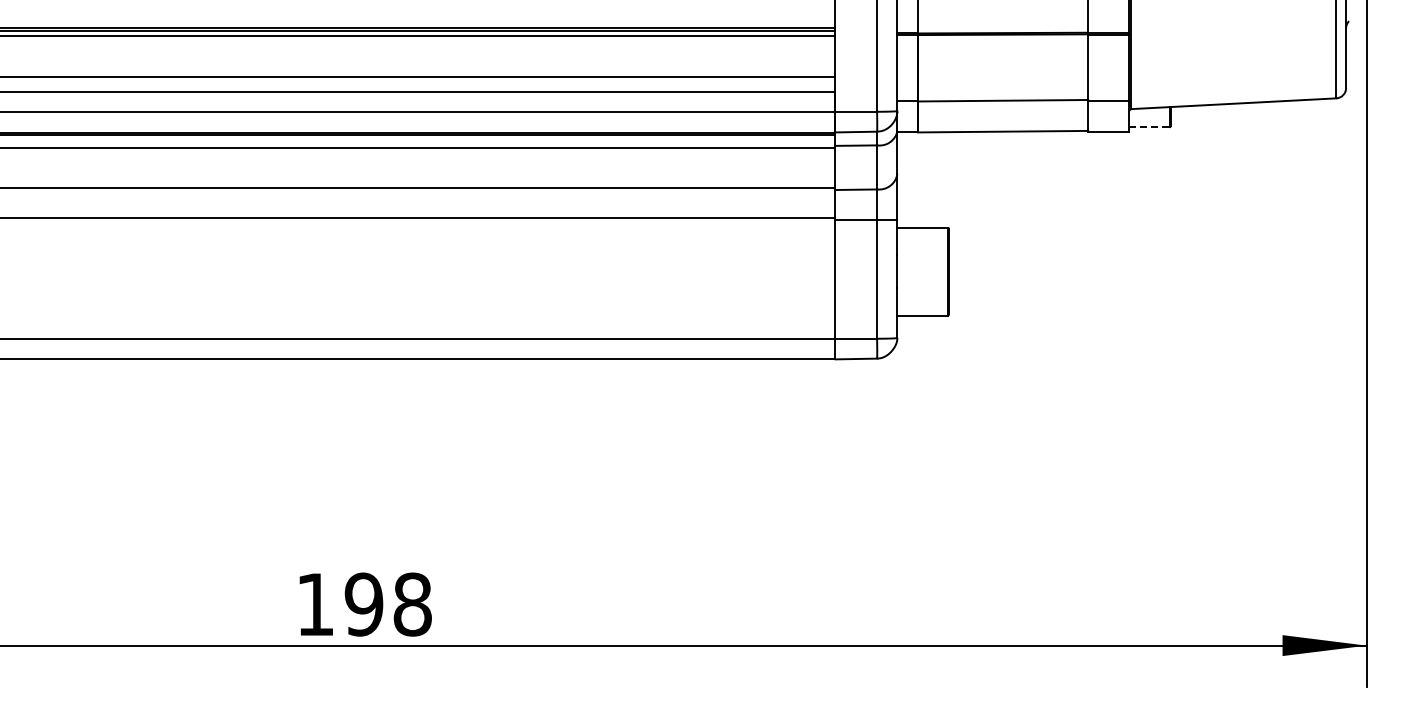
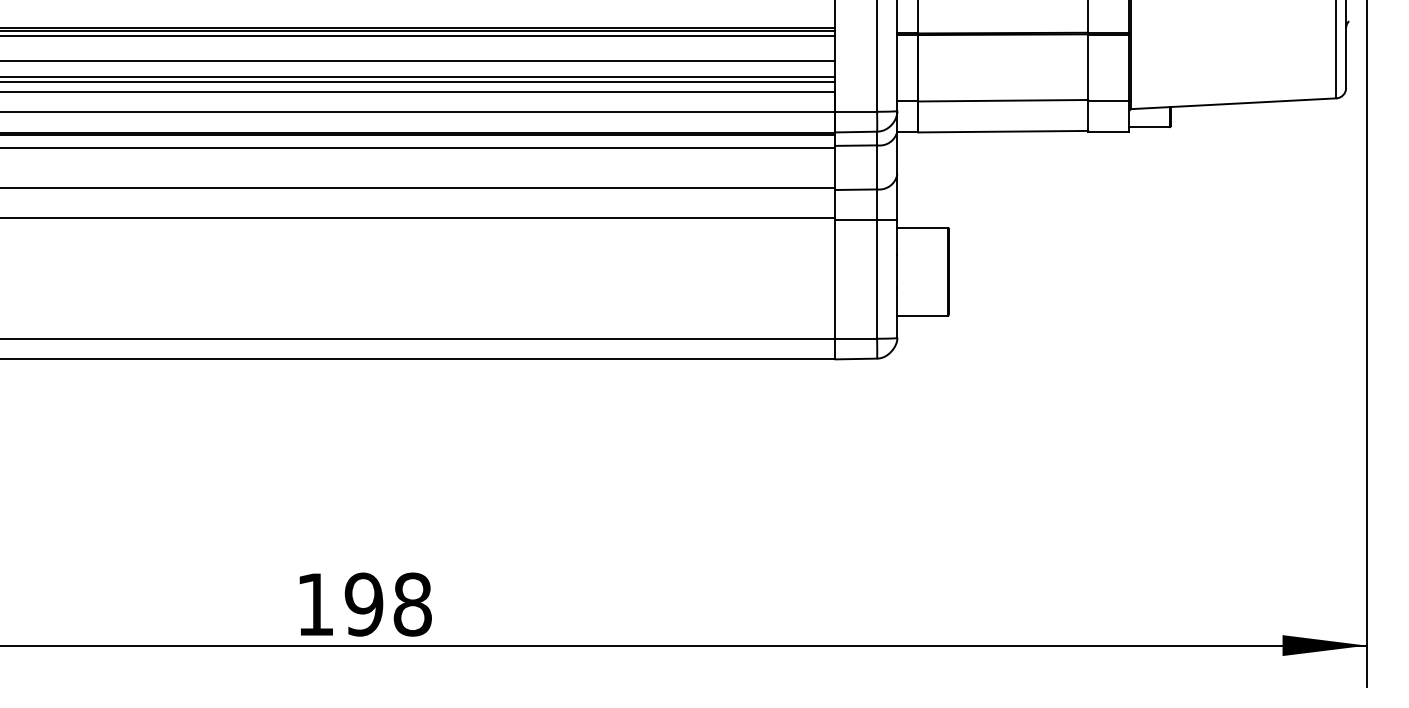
line: none -> present (418, 61)
line: none -> present (418, 81)
line: dashed -> solid (1150, 127)
